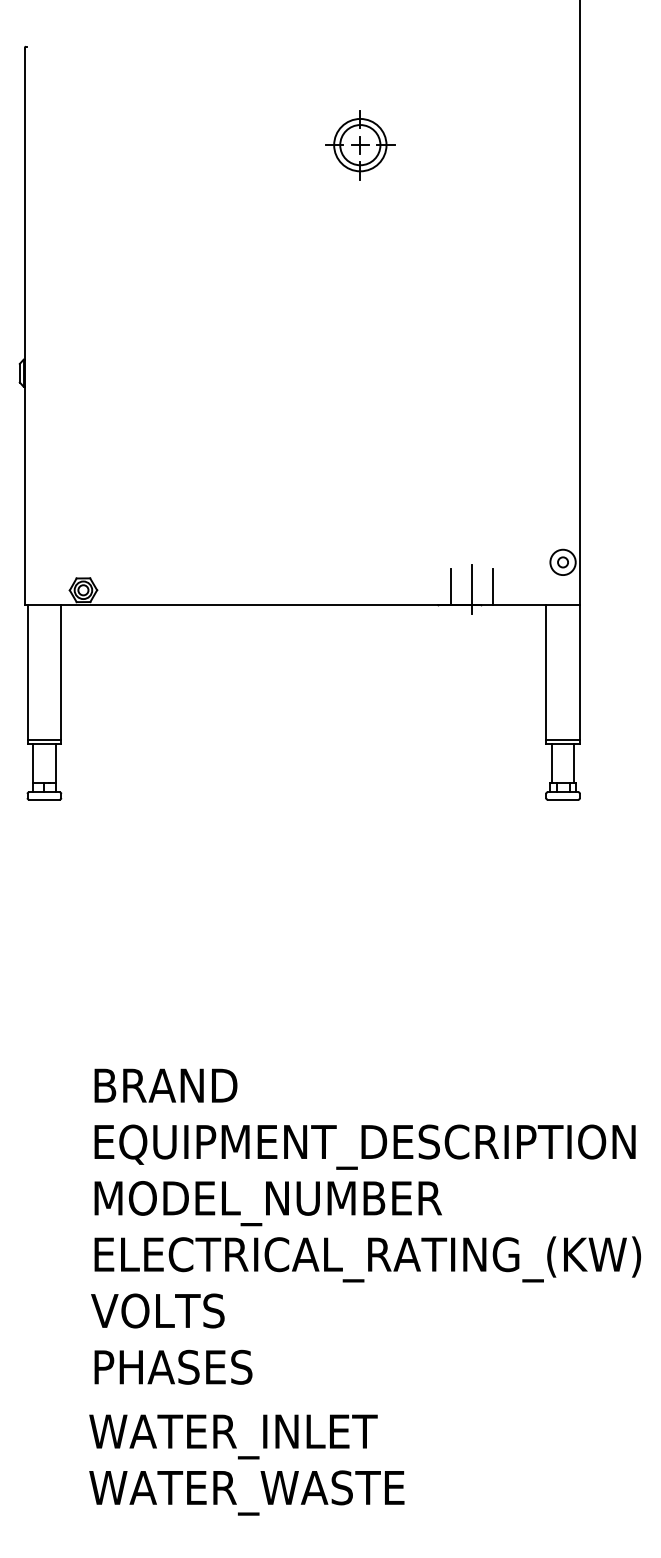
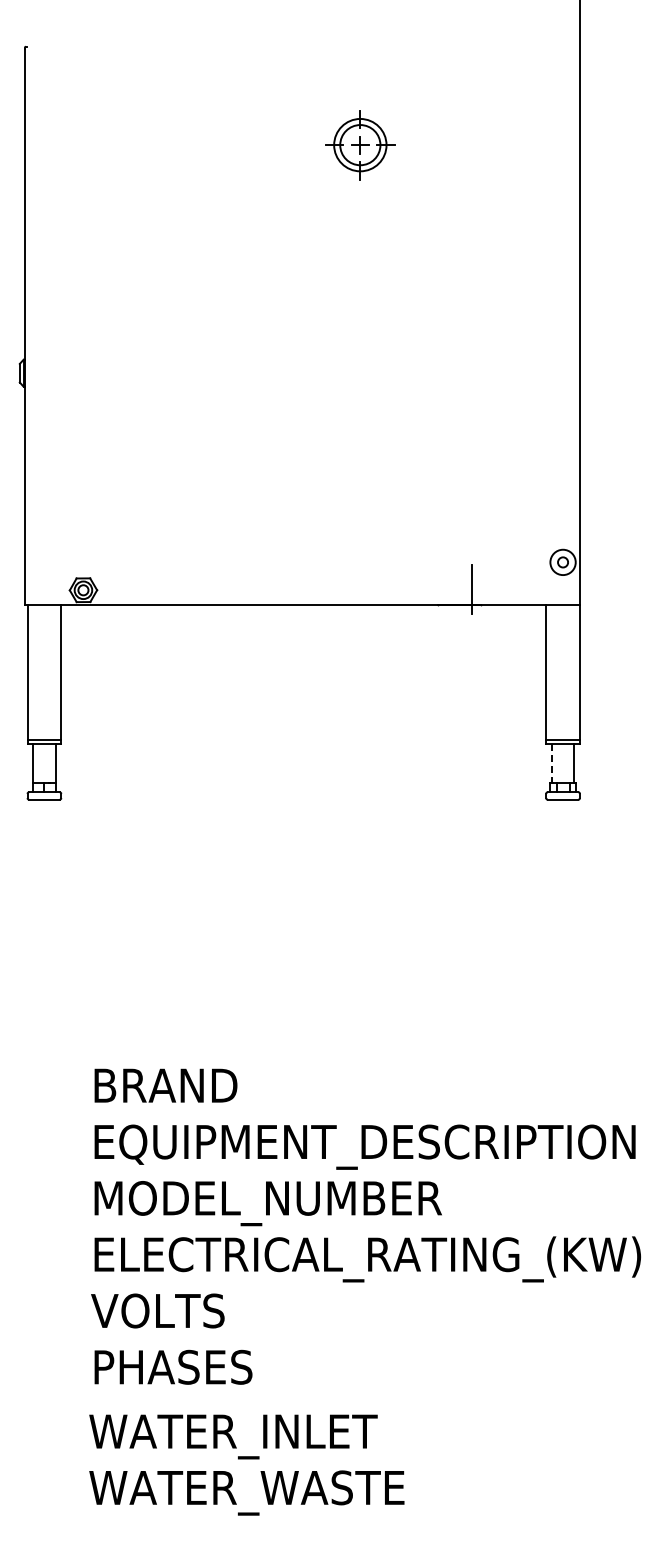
line: present -> none (450, 586)
line: present -> none (492, 586)
line: solid -> dashed (551, 763)
